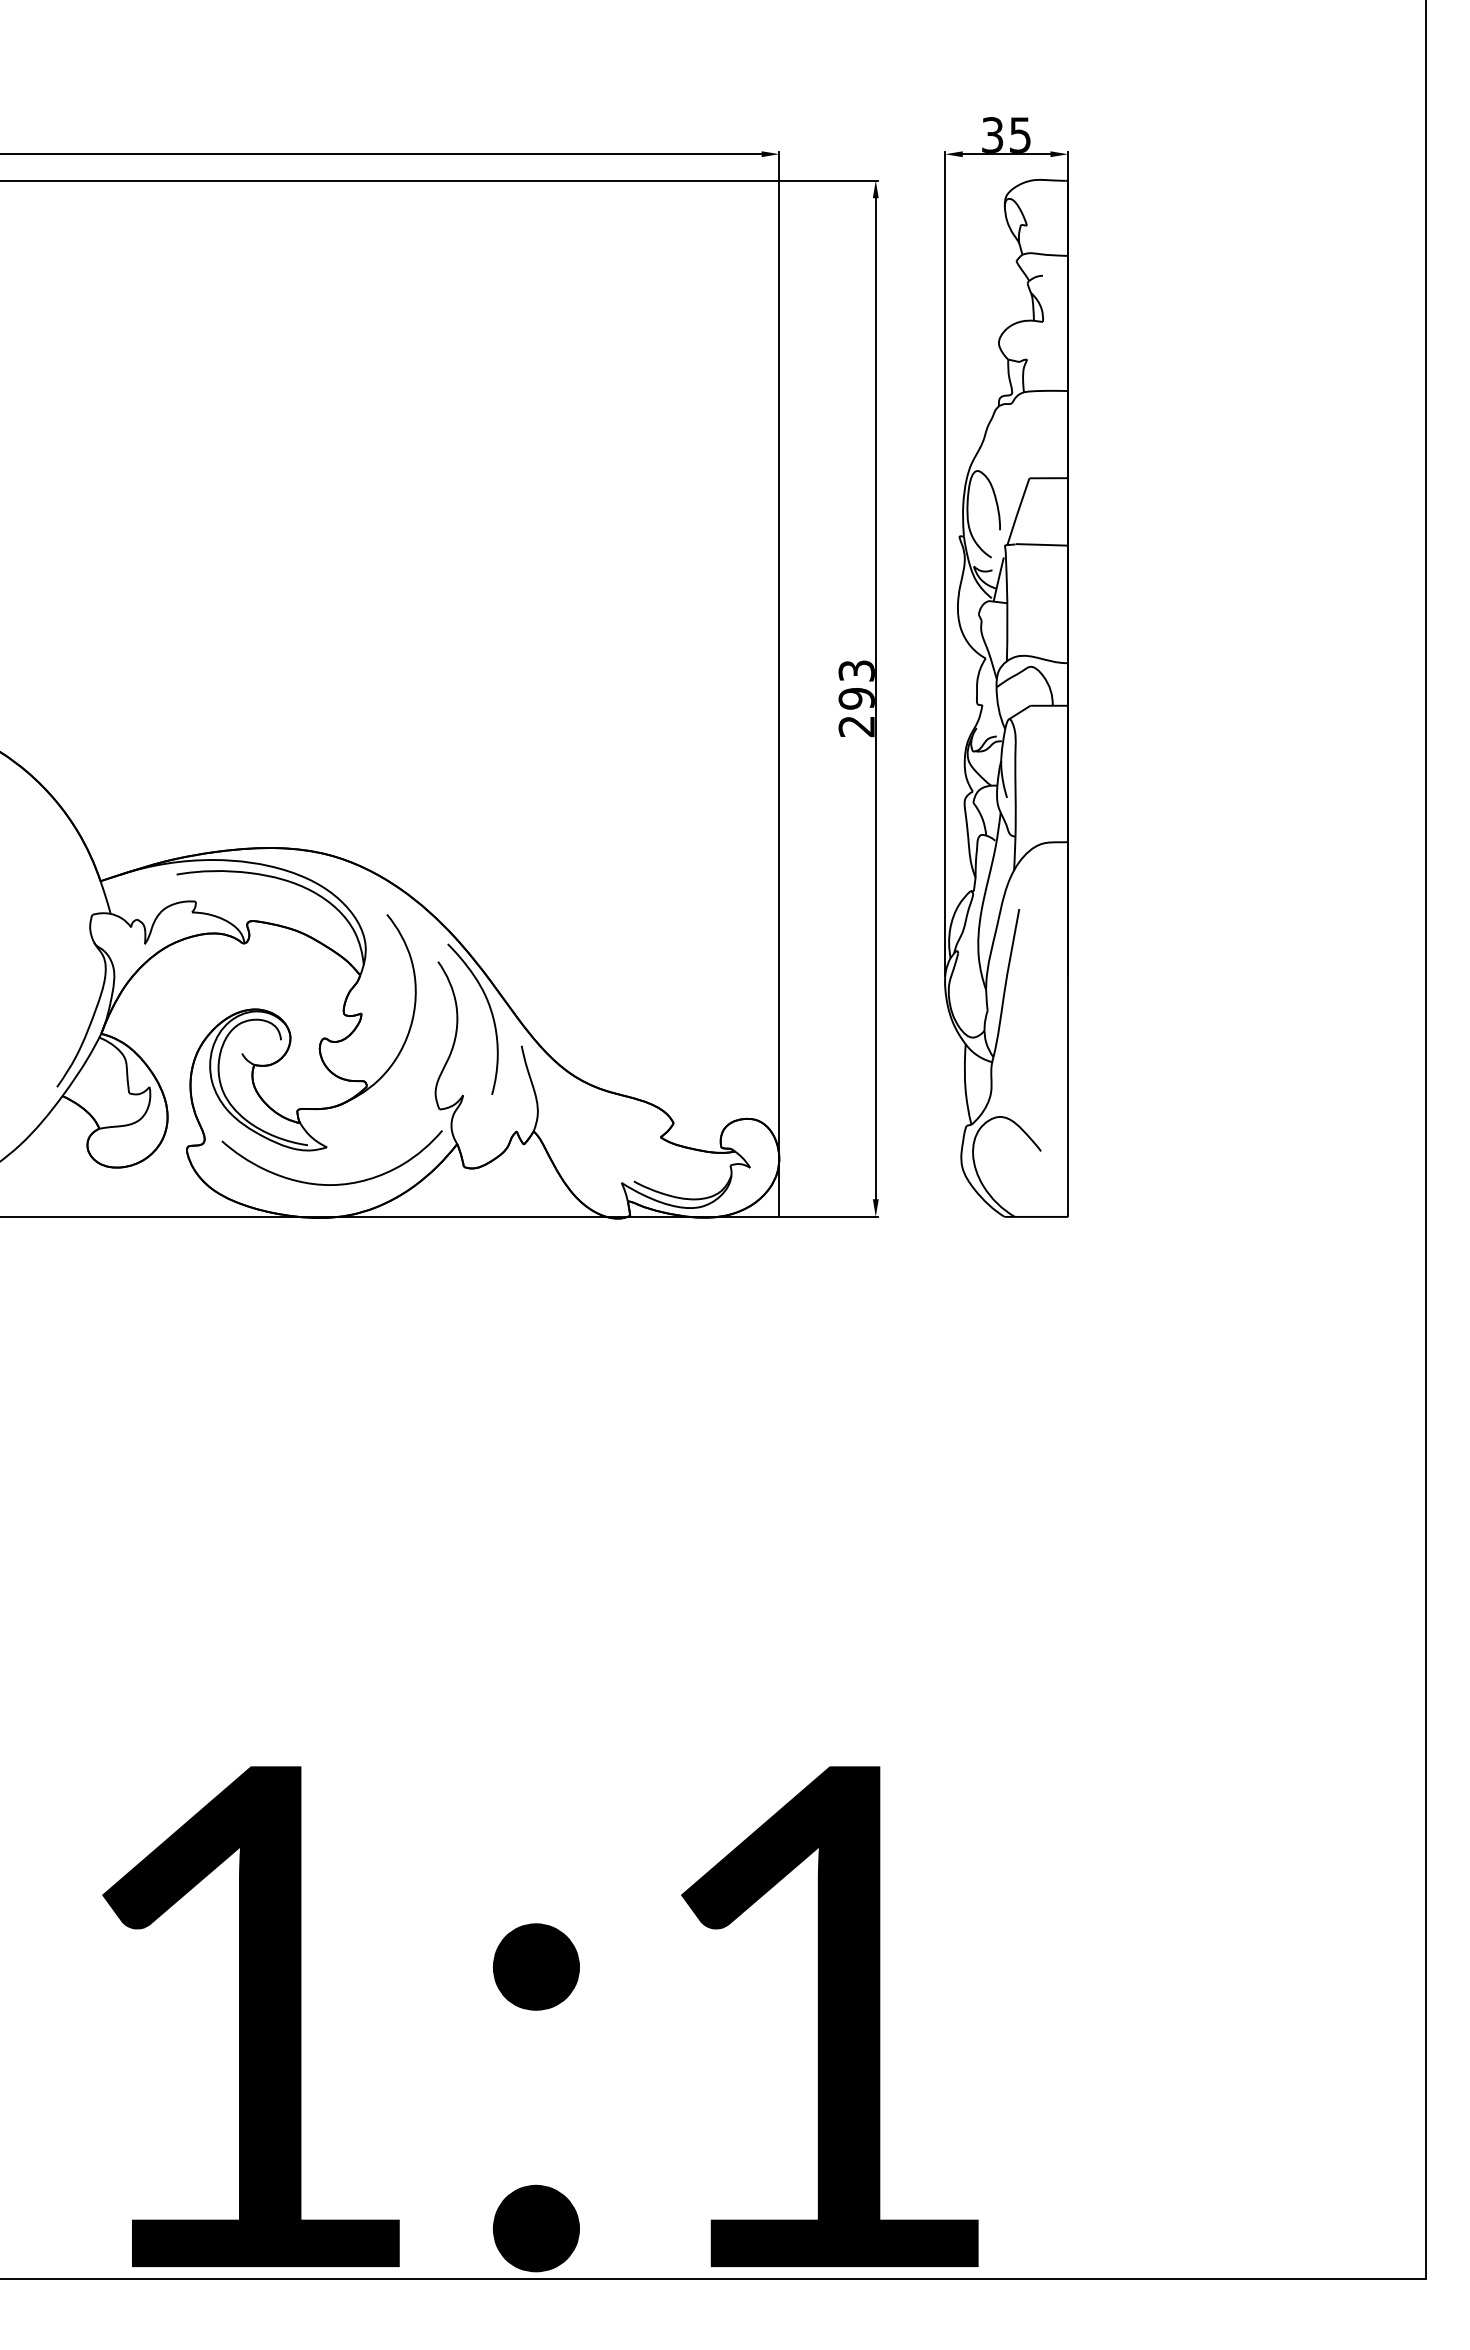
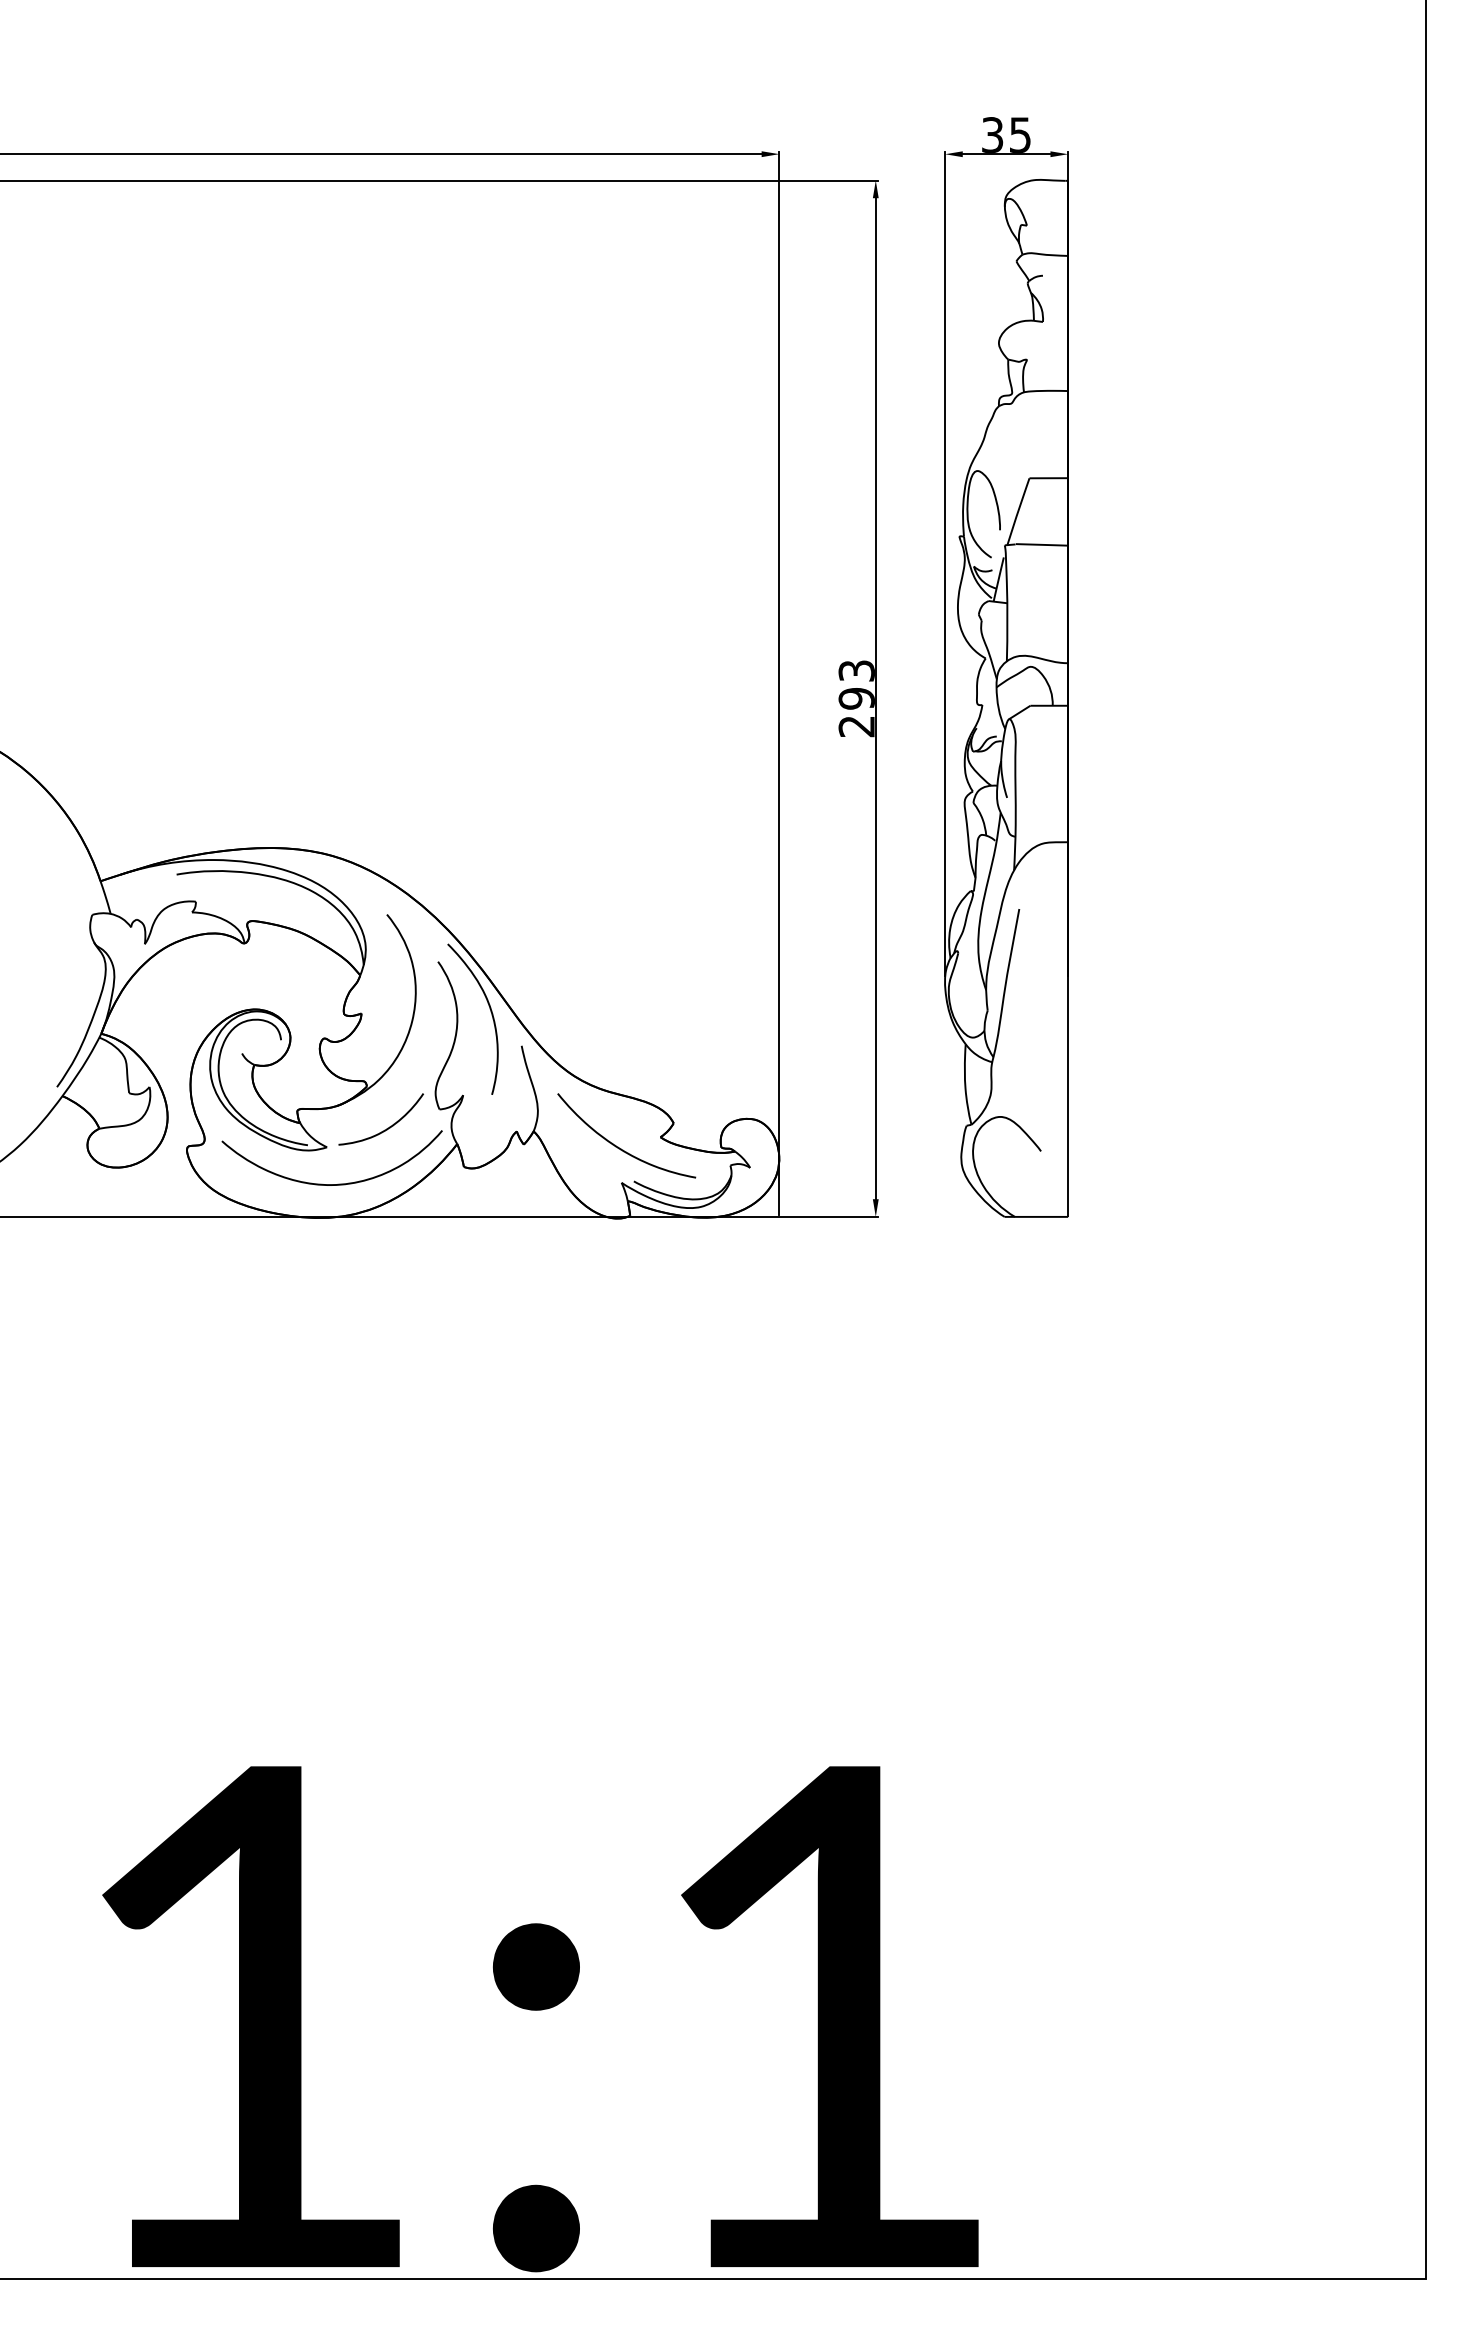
curve: none -> present (384, 1129)
curve: none -> present (618, 1146)
